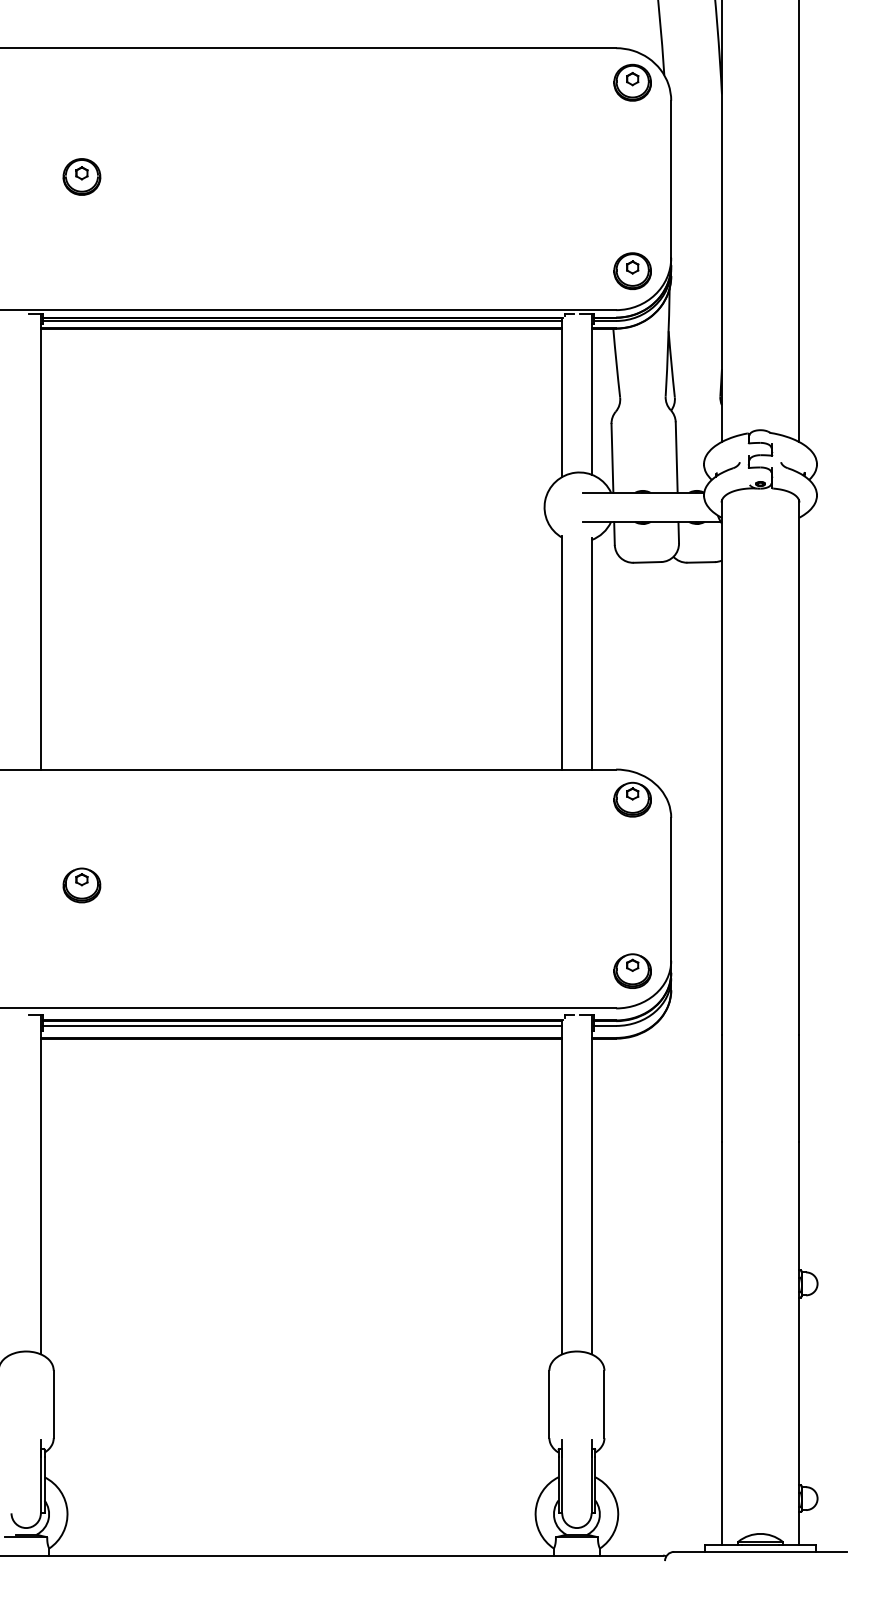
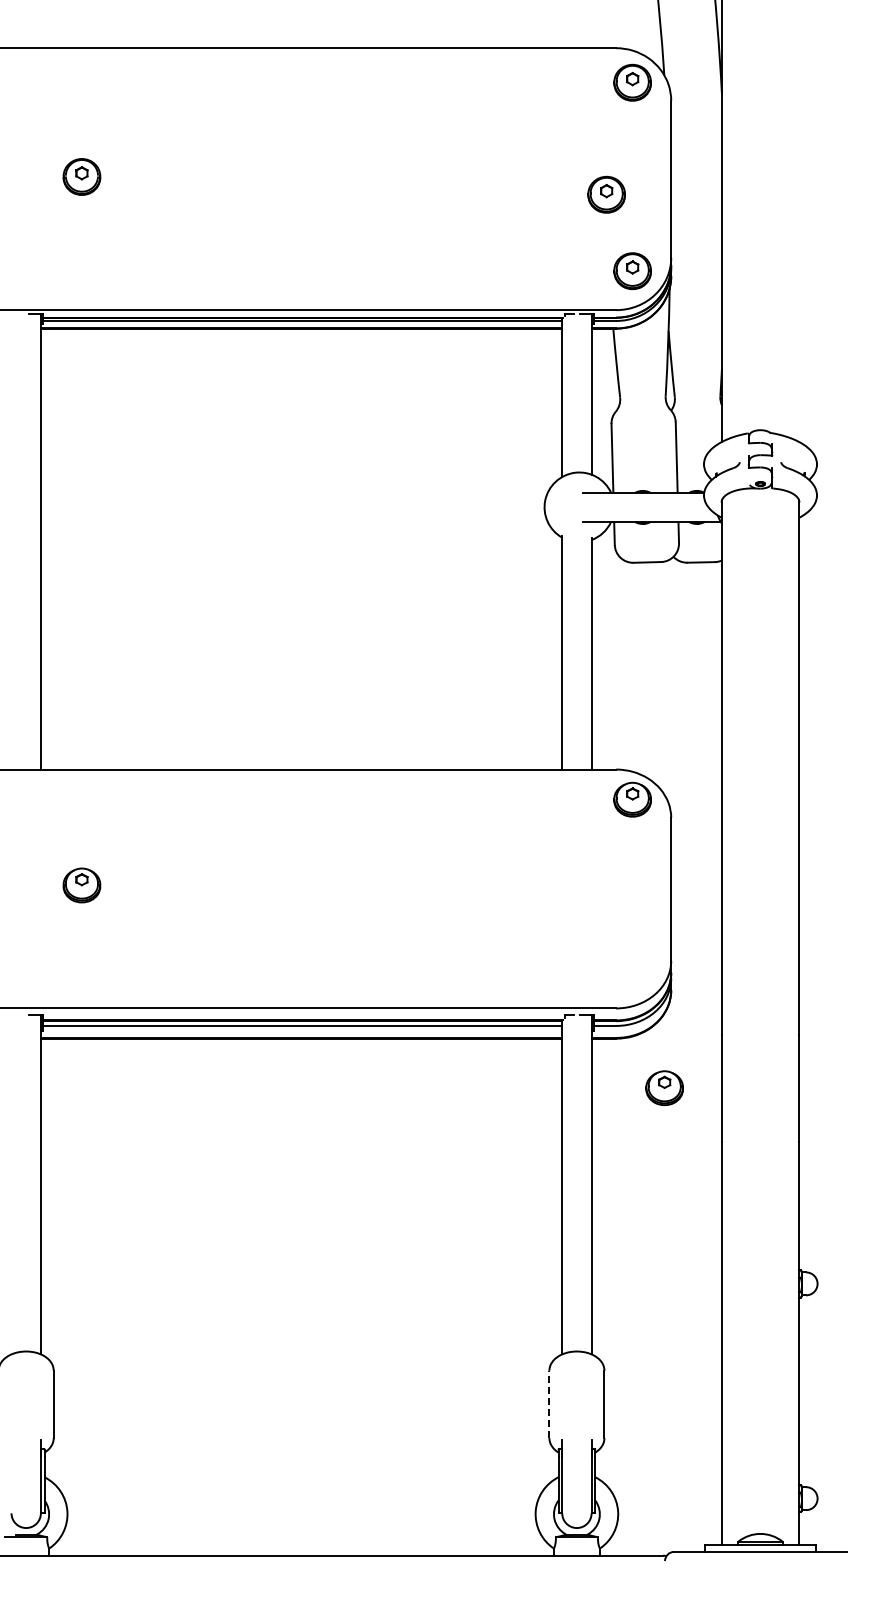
part: none -> present (606, 194)
line: present -> none (799, 221)
part position: (632, 970) -> (664, 1087) (664, 1087)
line: solid -> dashed (549, 1404)
